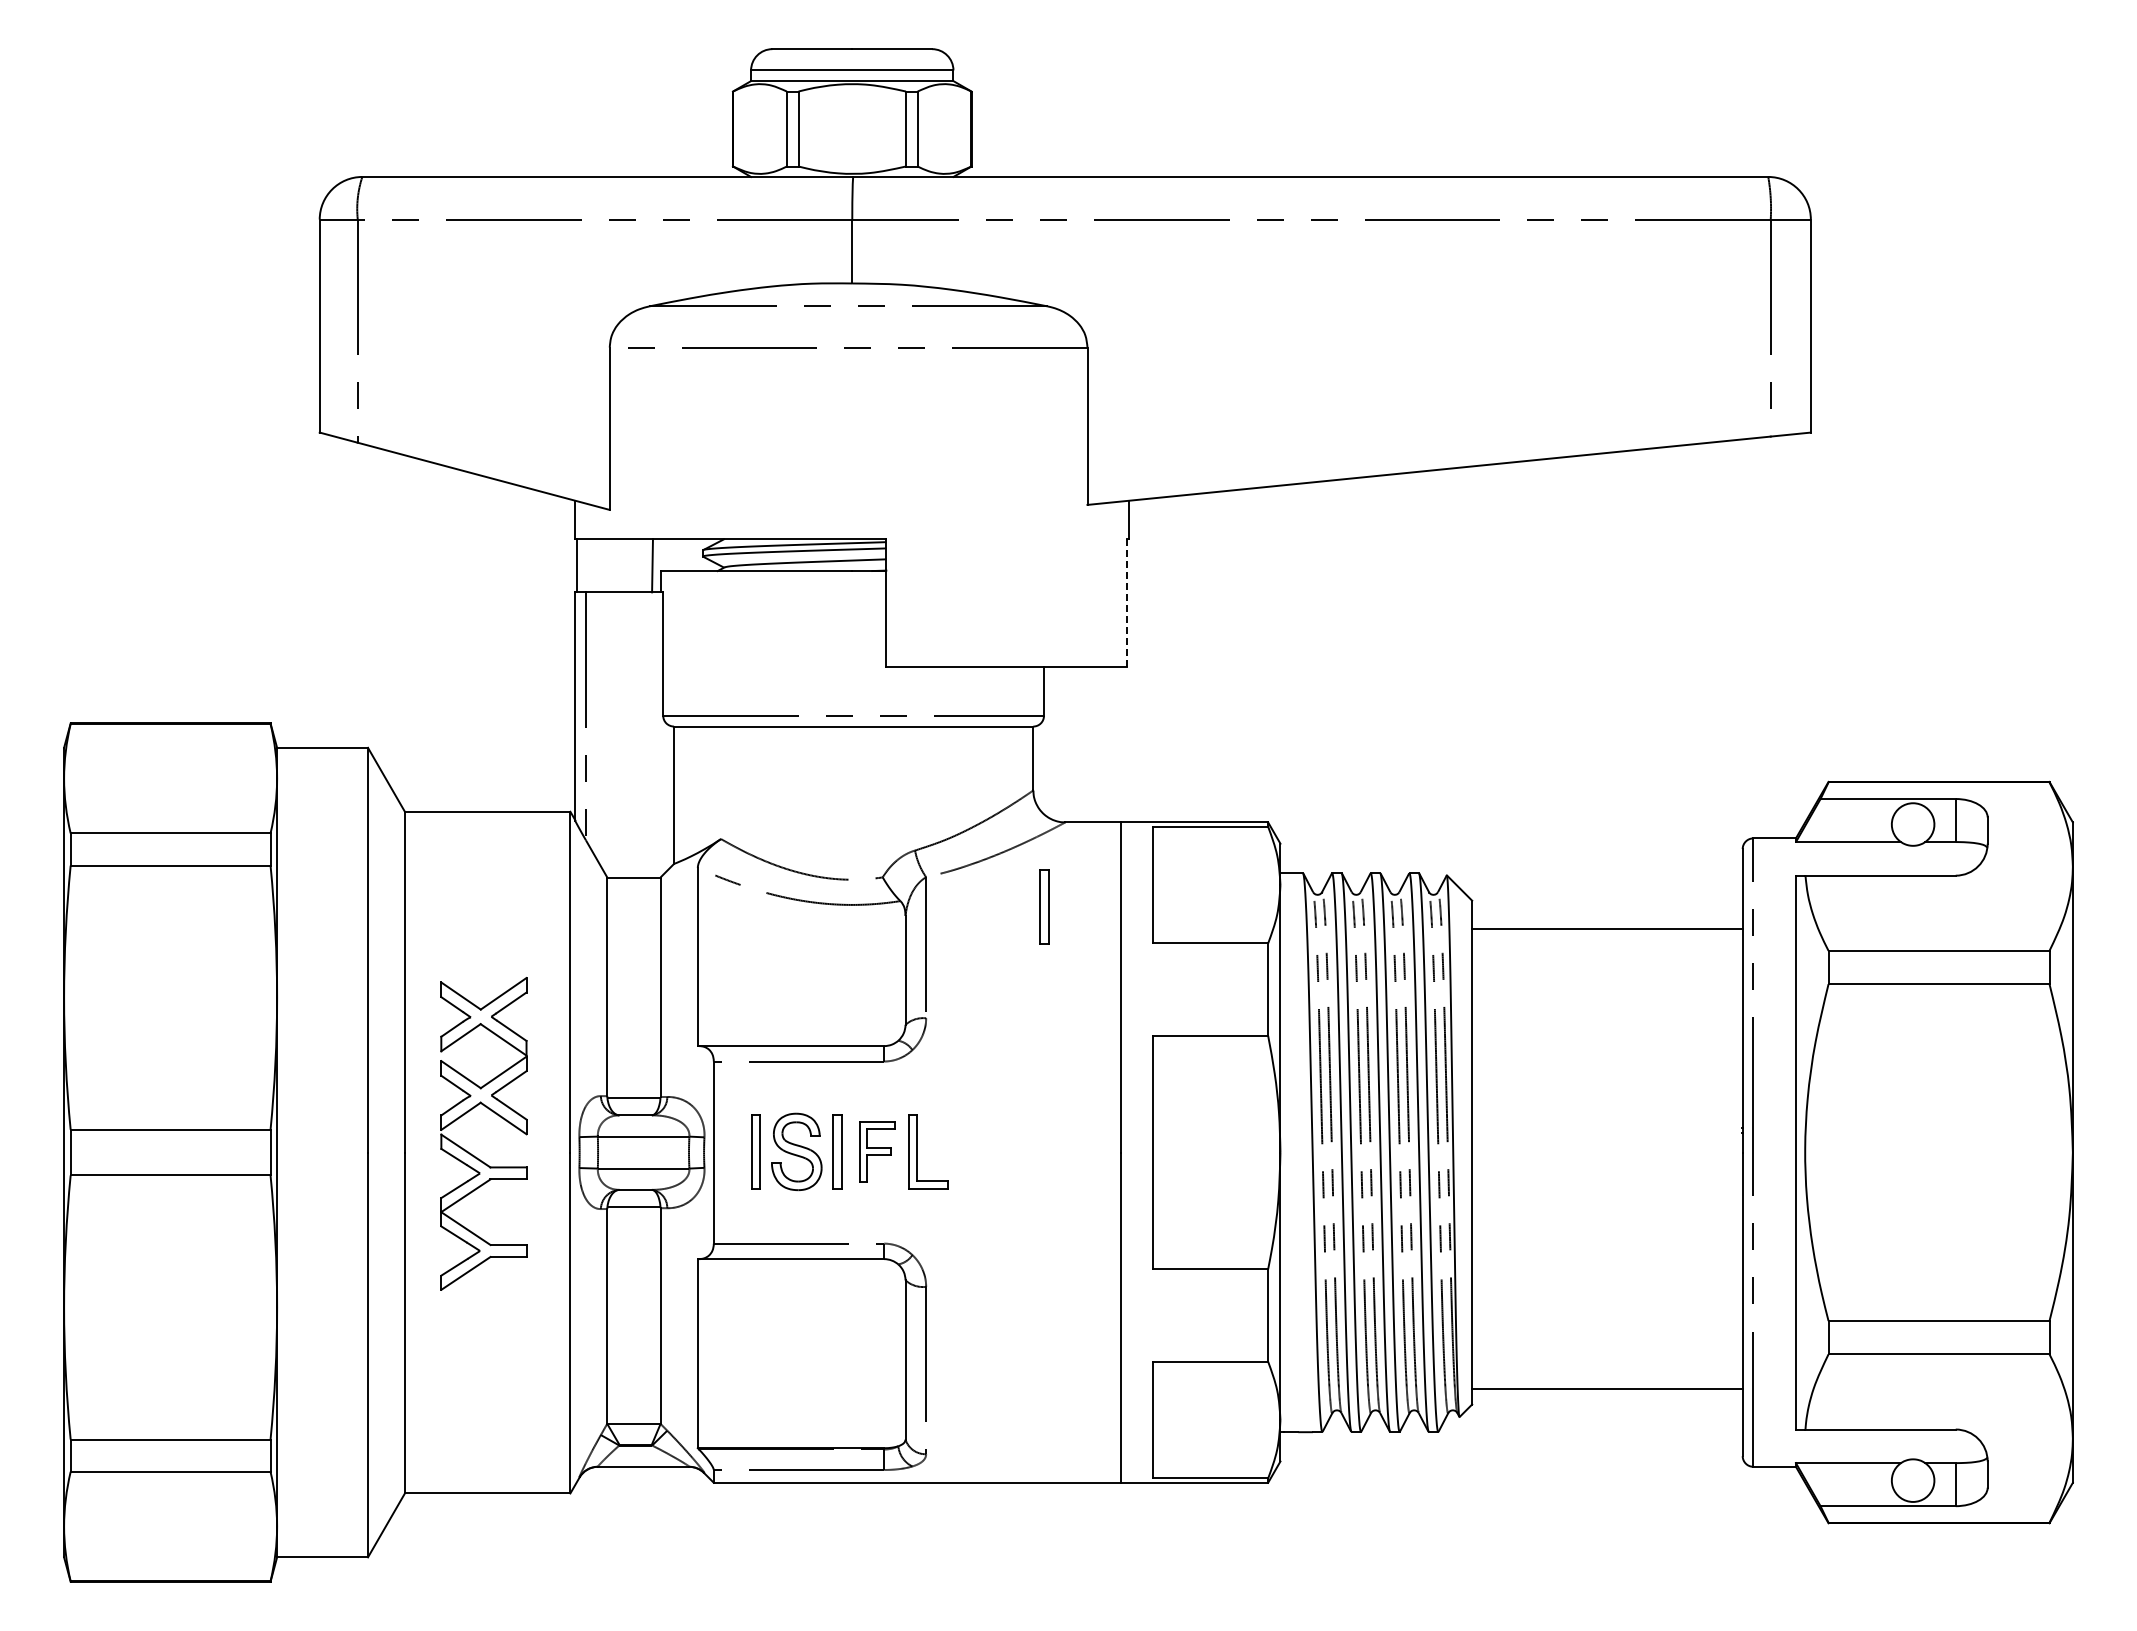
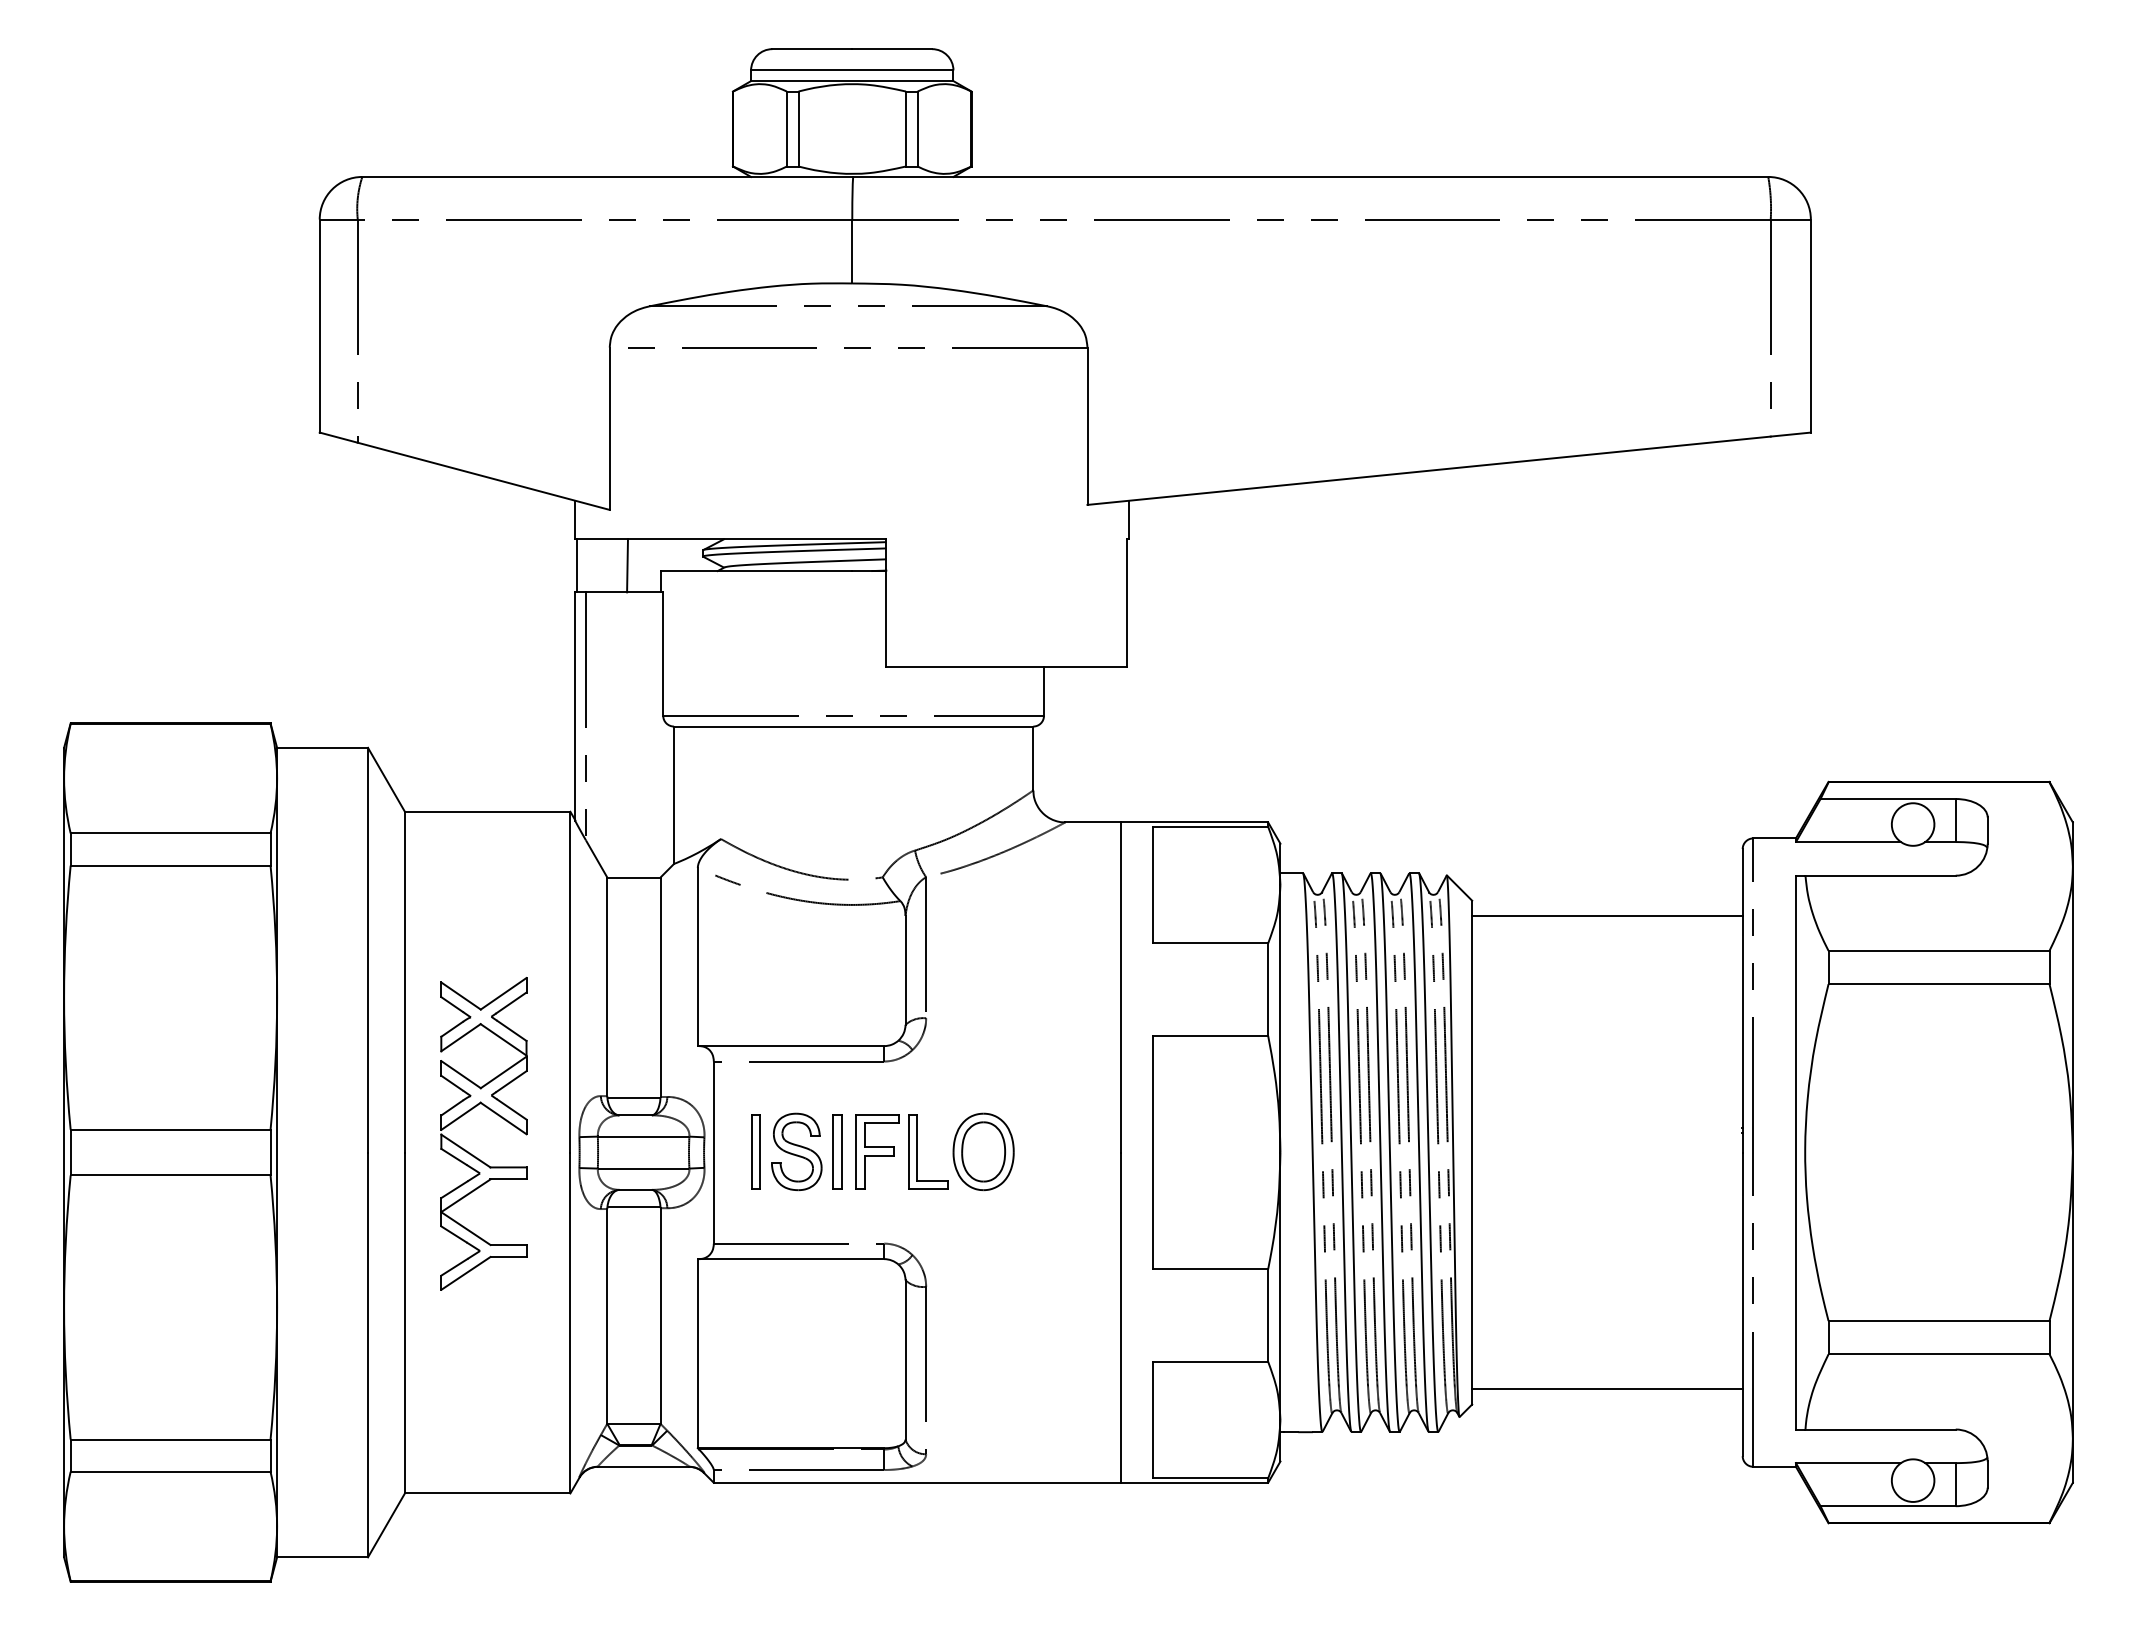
line position: (652, 565) -> (627, 565) (627, 565)
line: dashed -> solid (1127, 603)
part: present -> none (1044, 906)
line position: (1607, 929) -> (1607, 916) (1607, 916)
part size: 37x62 px -> 45x76 px (877, 1151)
part: none -> present (983, 1151)
